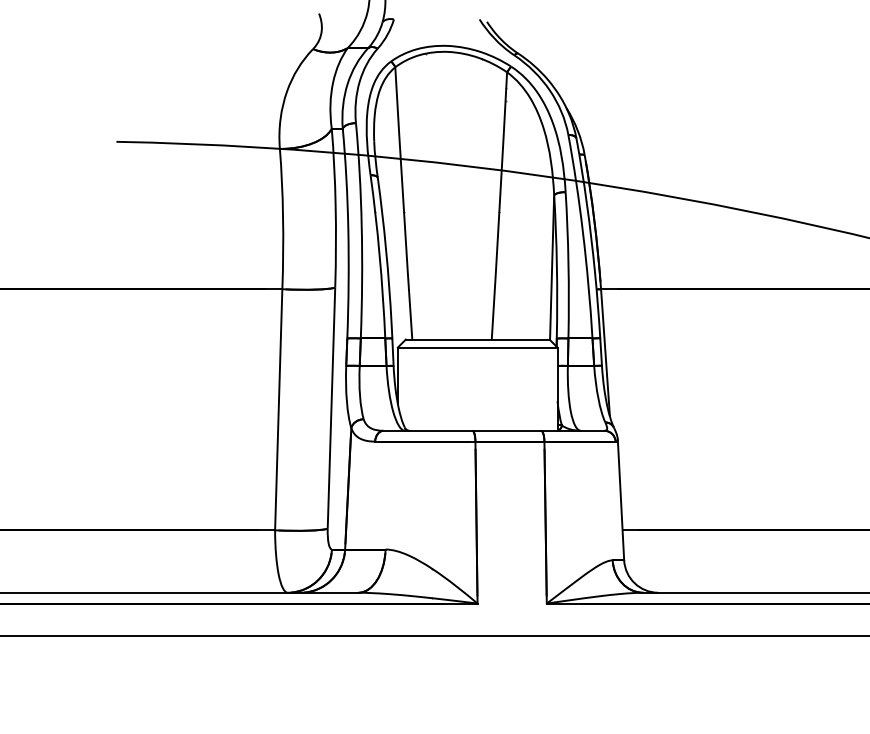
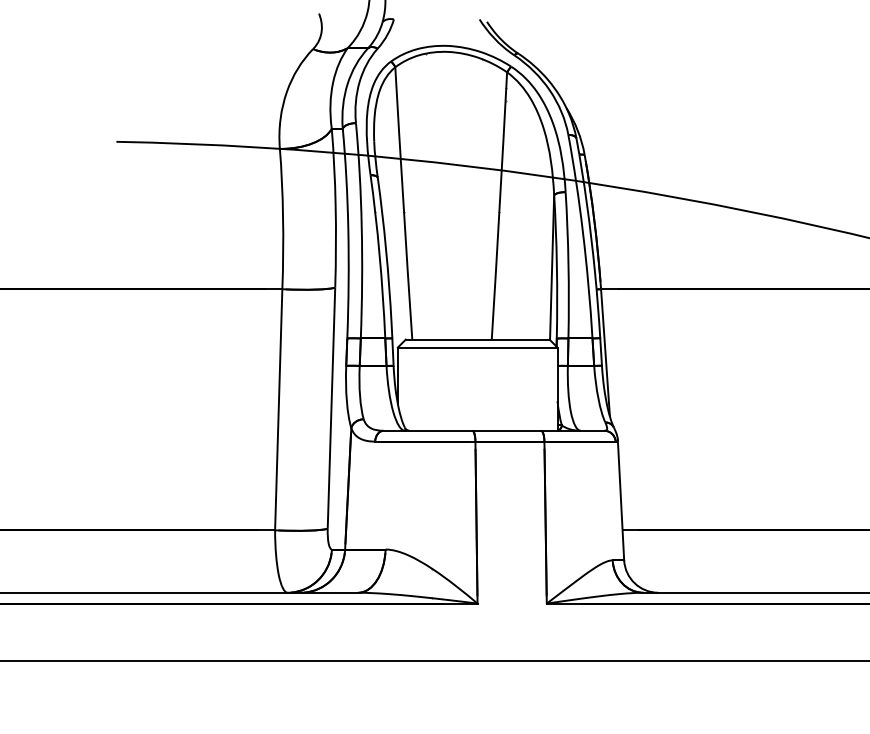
line position: (434, 636) -> (434, 661) (434, 661)
